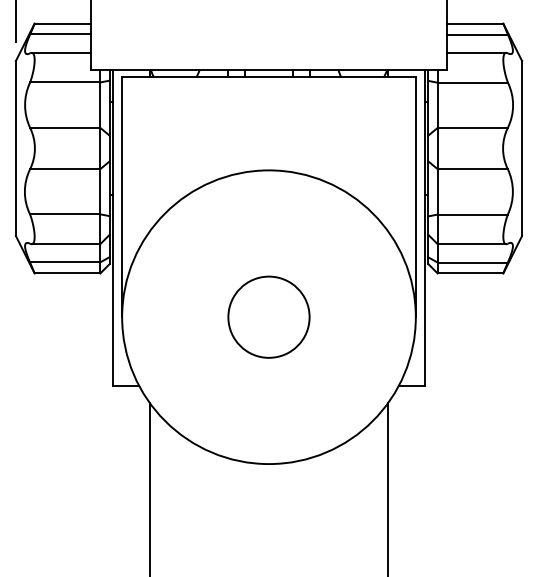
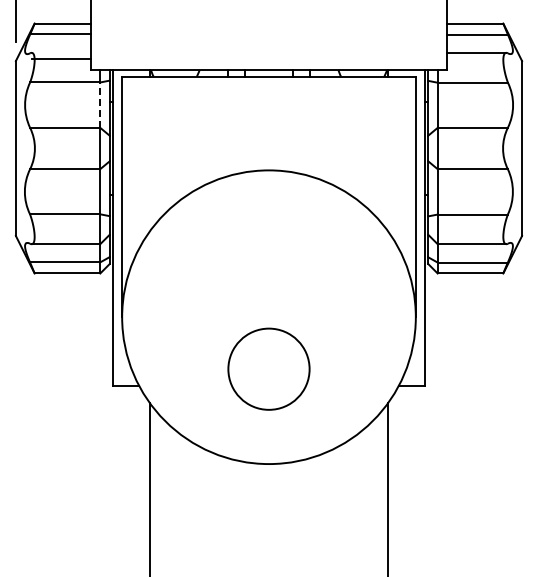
line position: (60, 52) -> (60, 58) (60, 58)
line: solid -> dashed (100, 105)
circle position: (268, 316) -> (268, 368) (268, 368)
